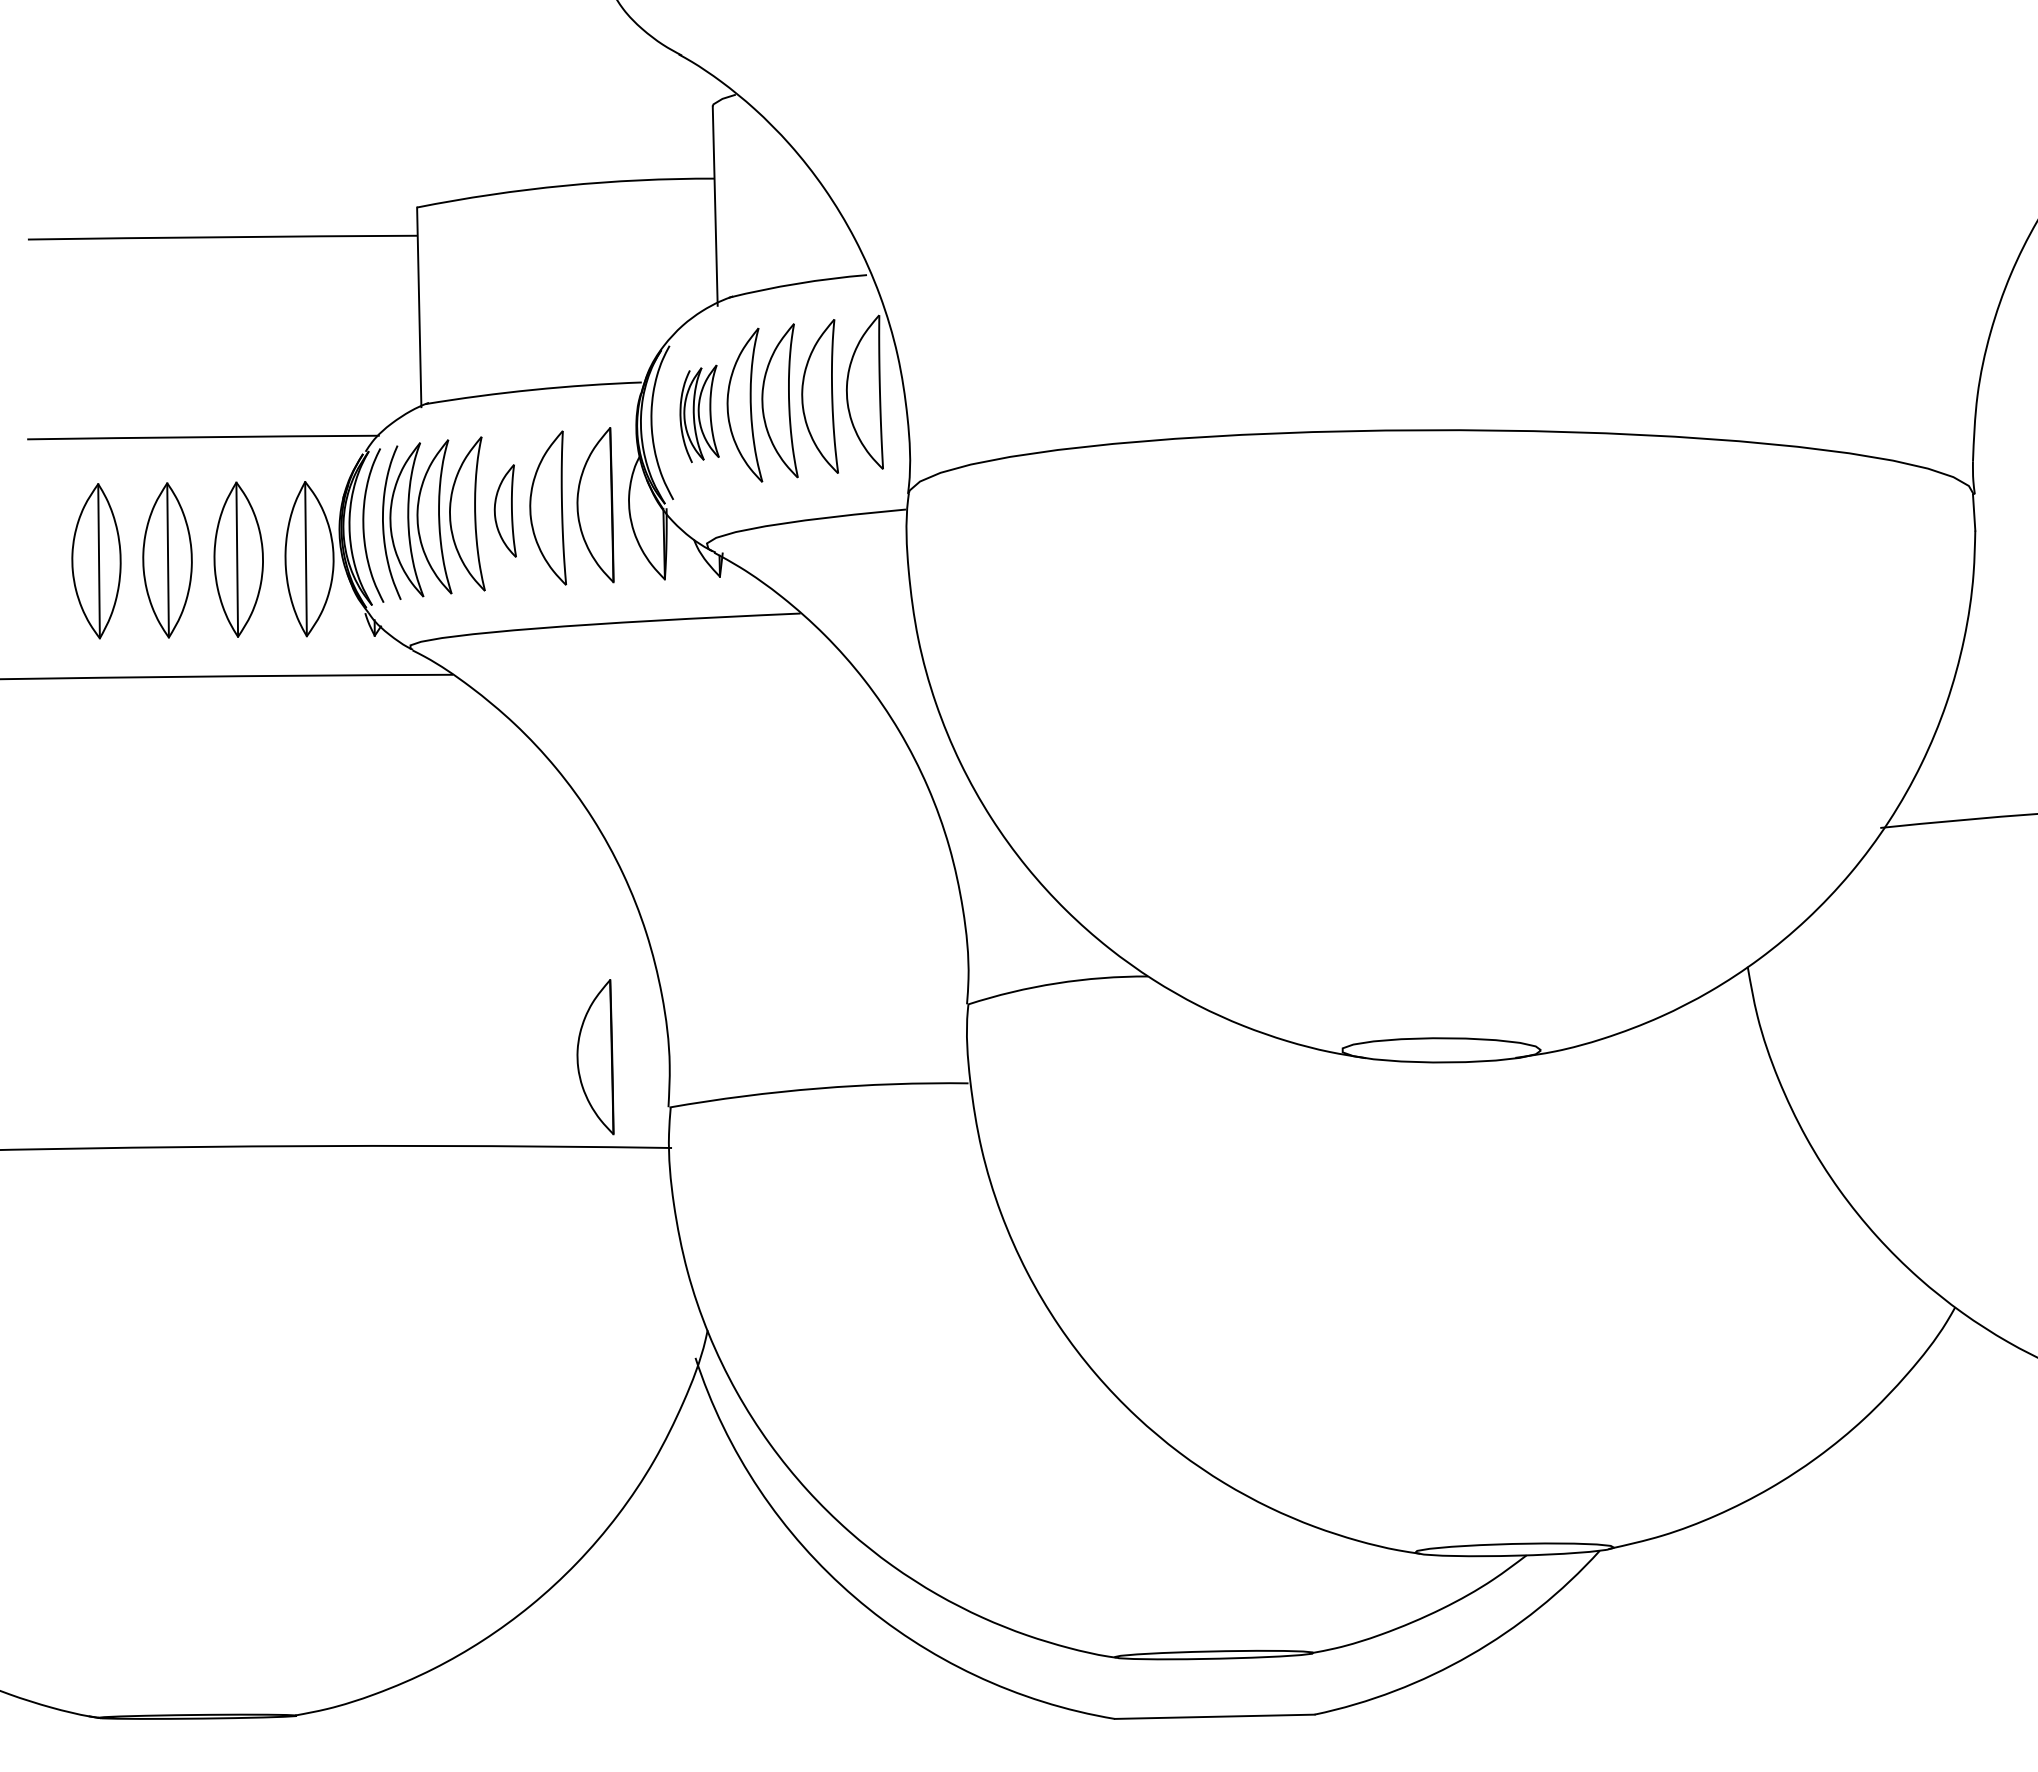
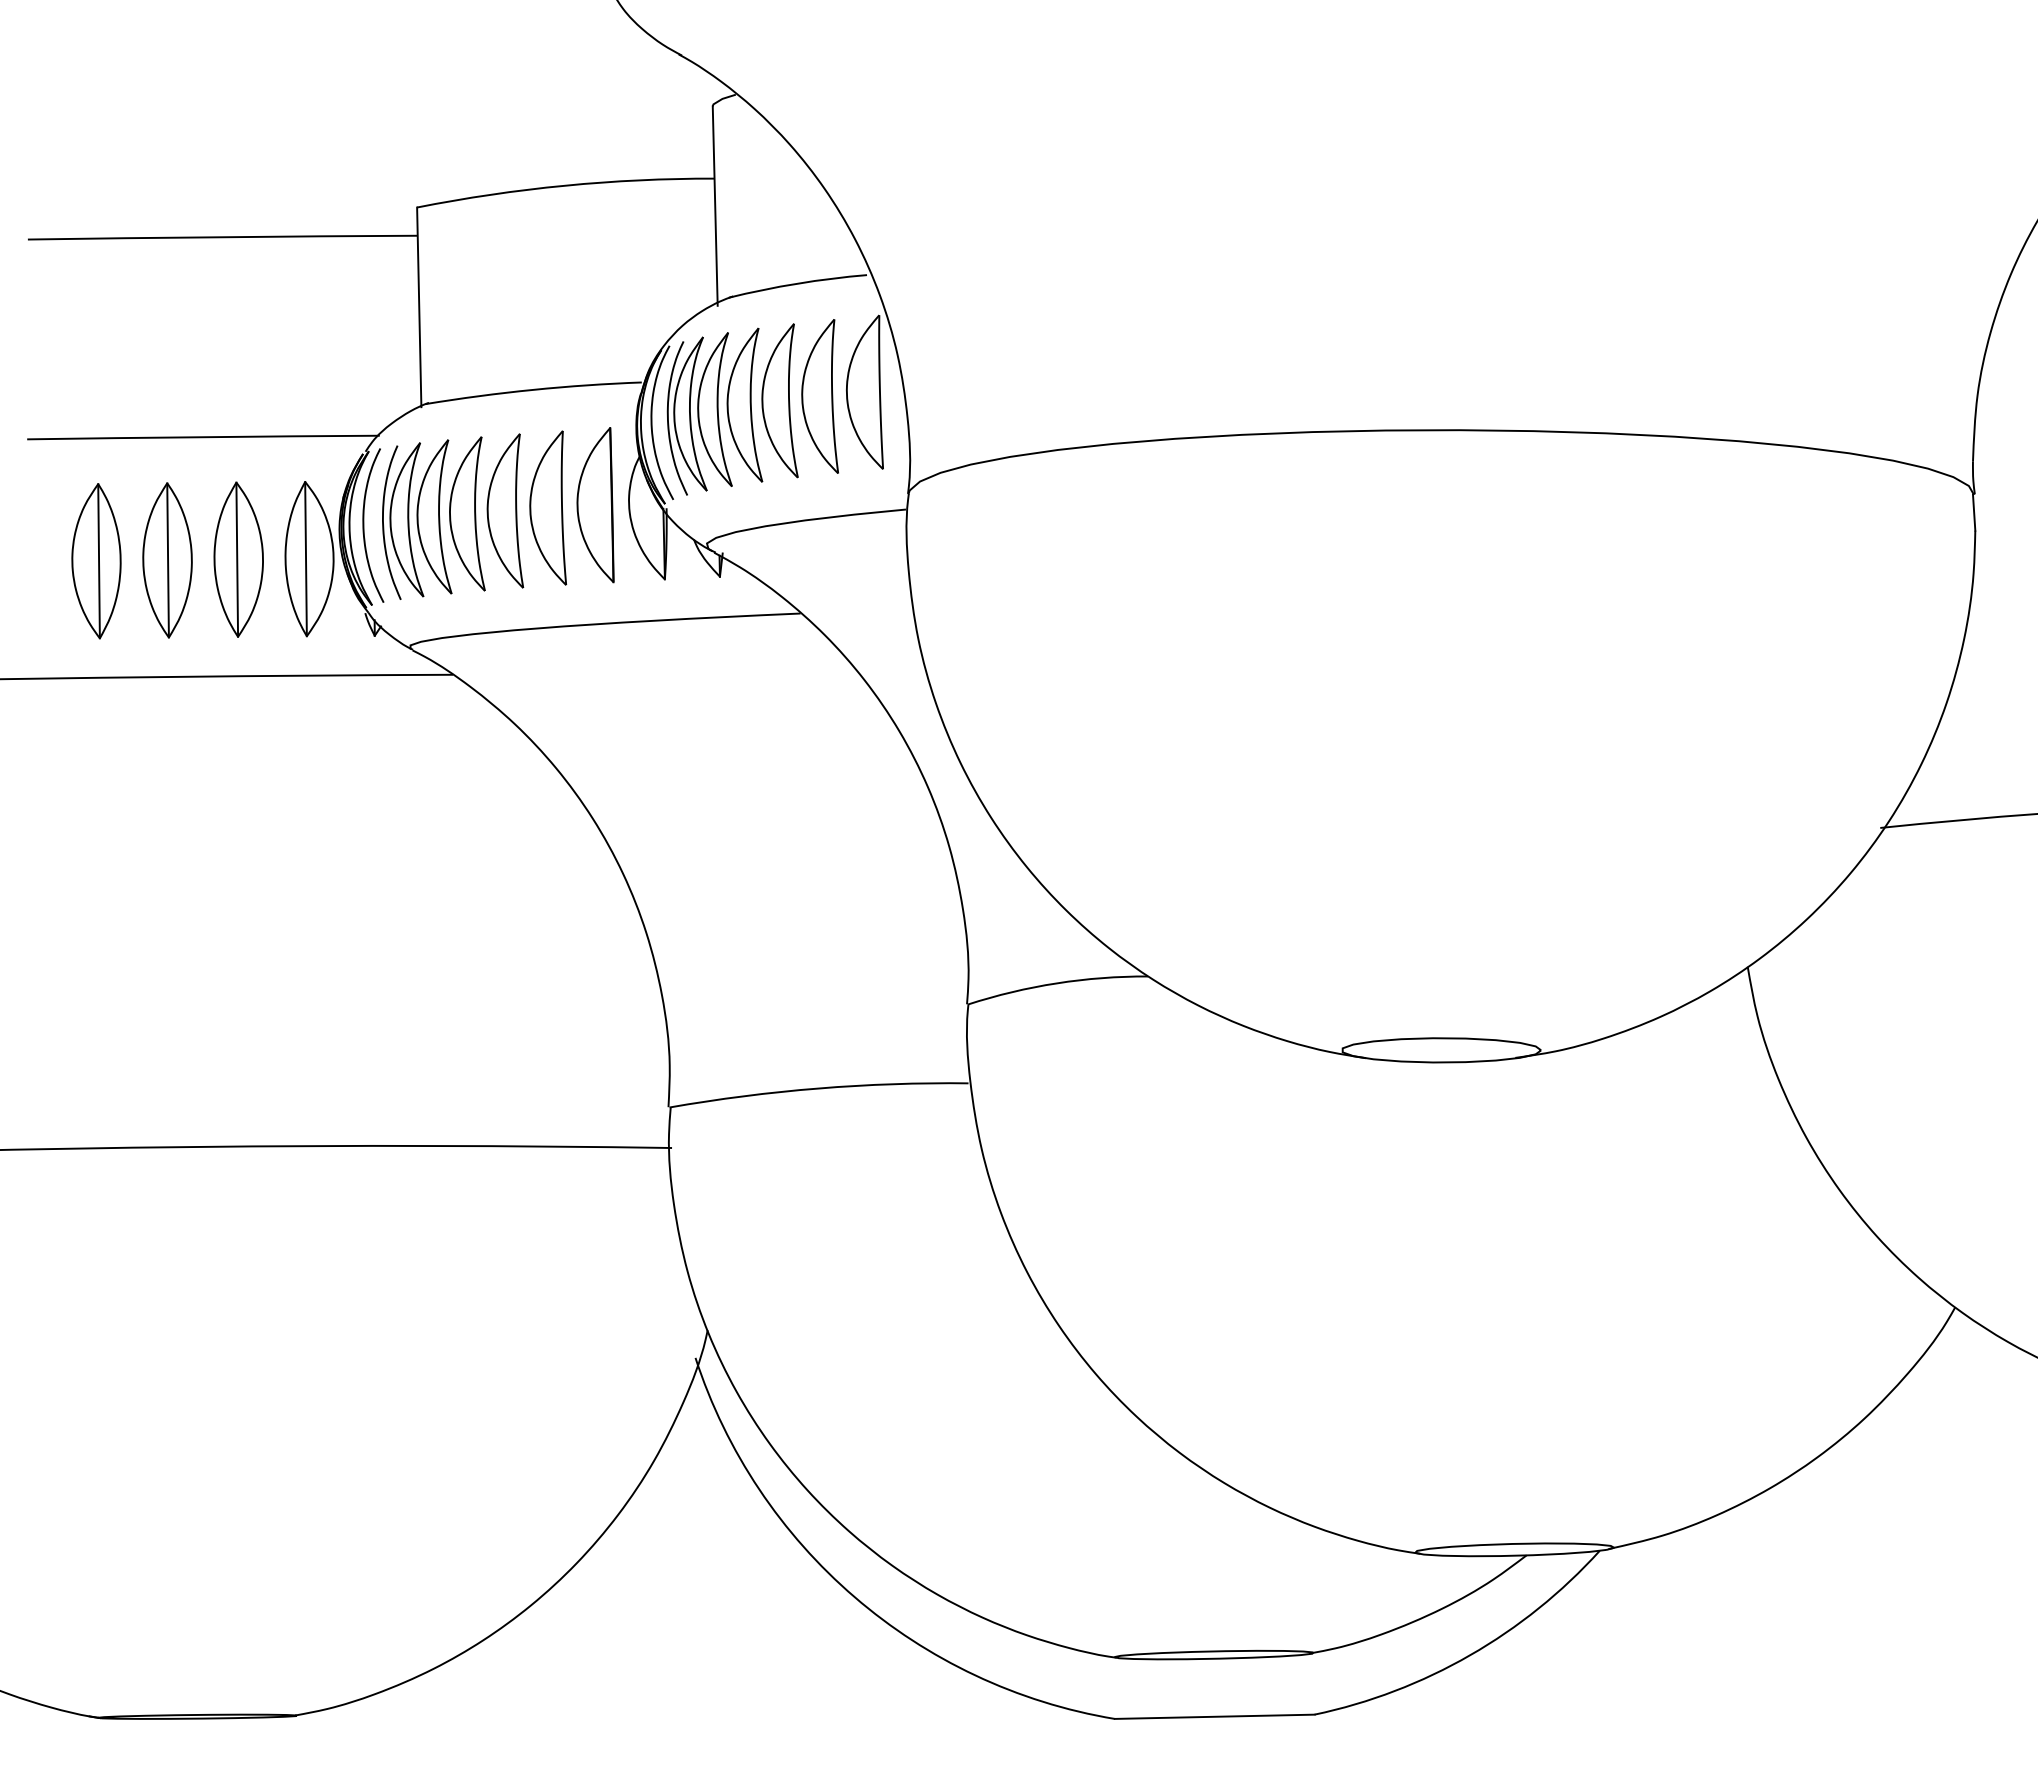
part size: 41x100 px -> 67x164 px (699, 413)
part size: 24x94 px -> 39x156 px (505, 510)
part: present -> none (595, 1057)
